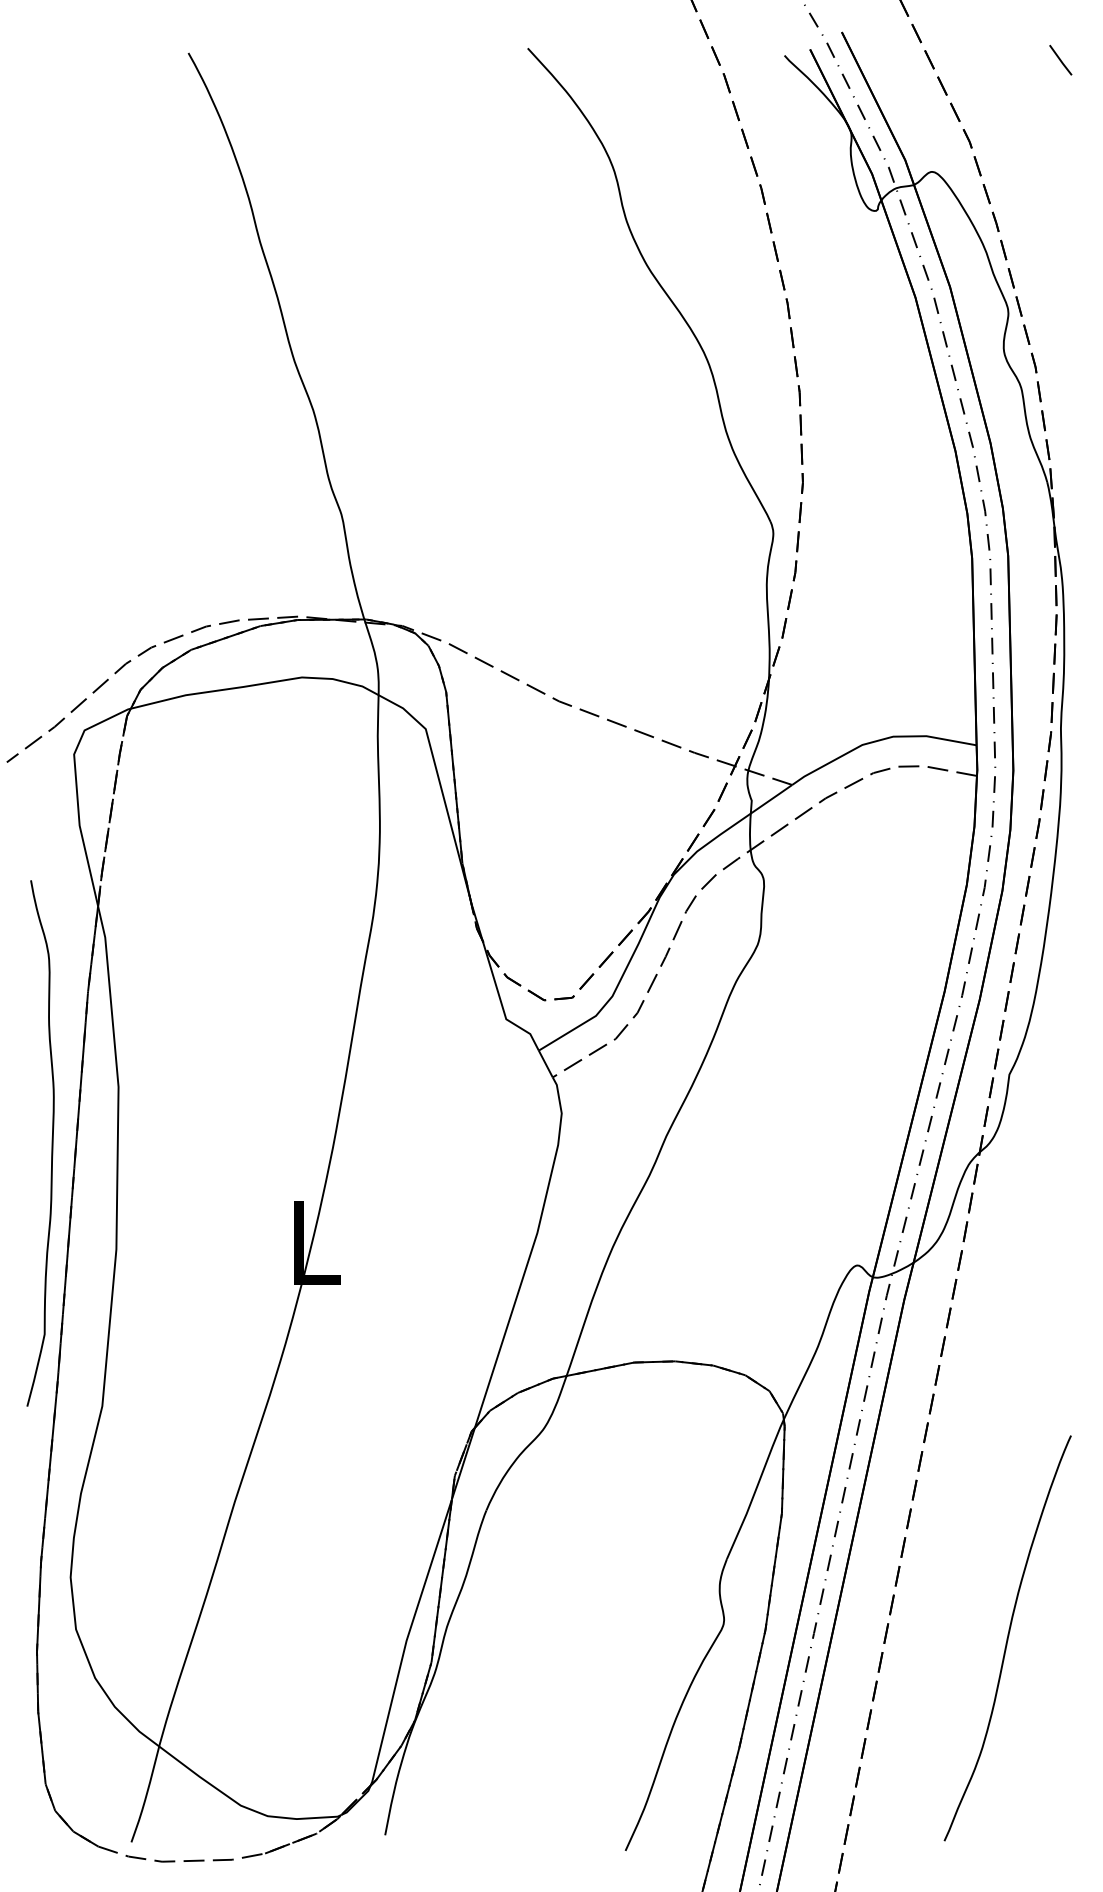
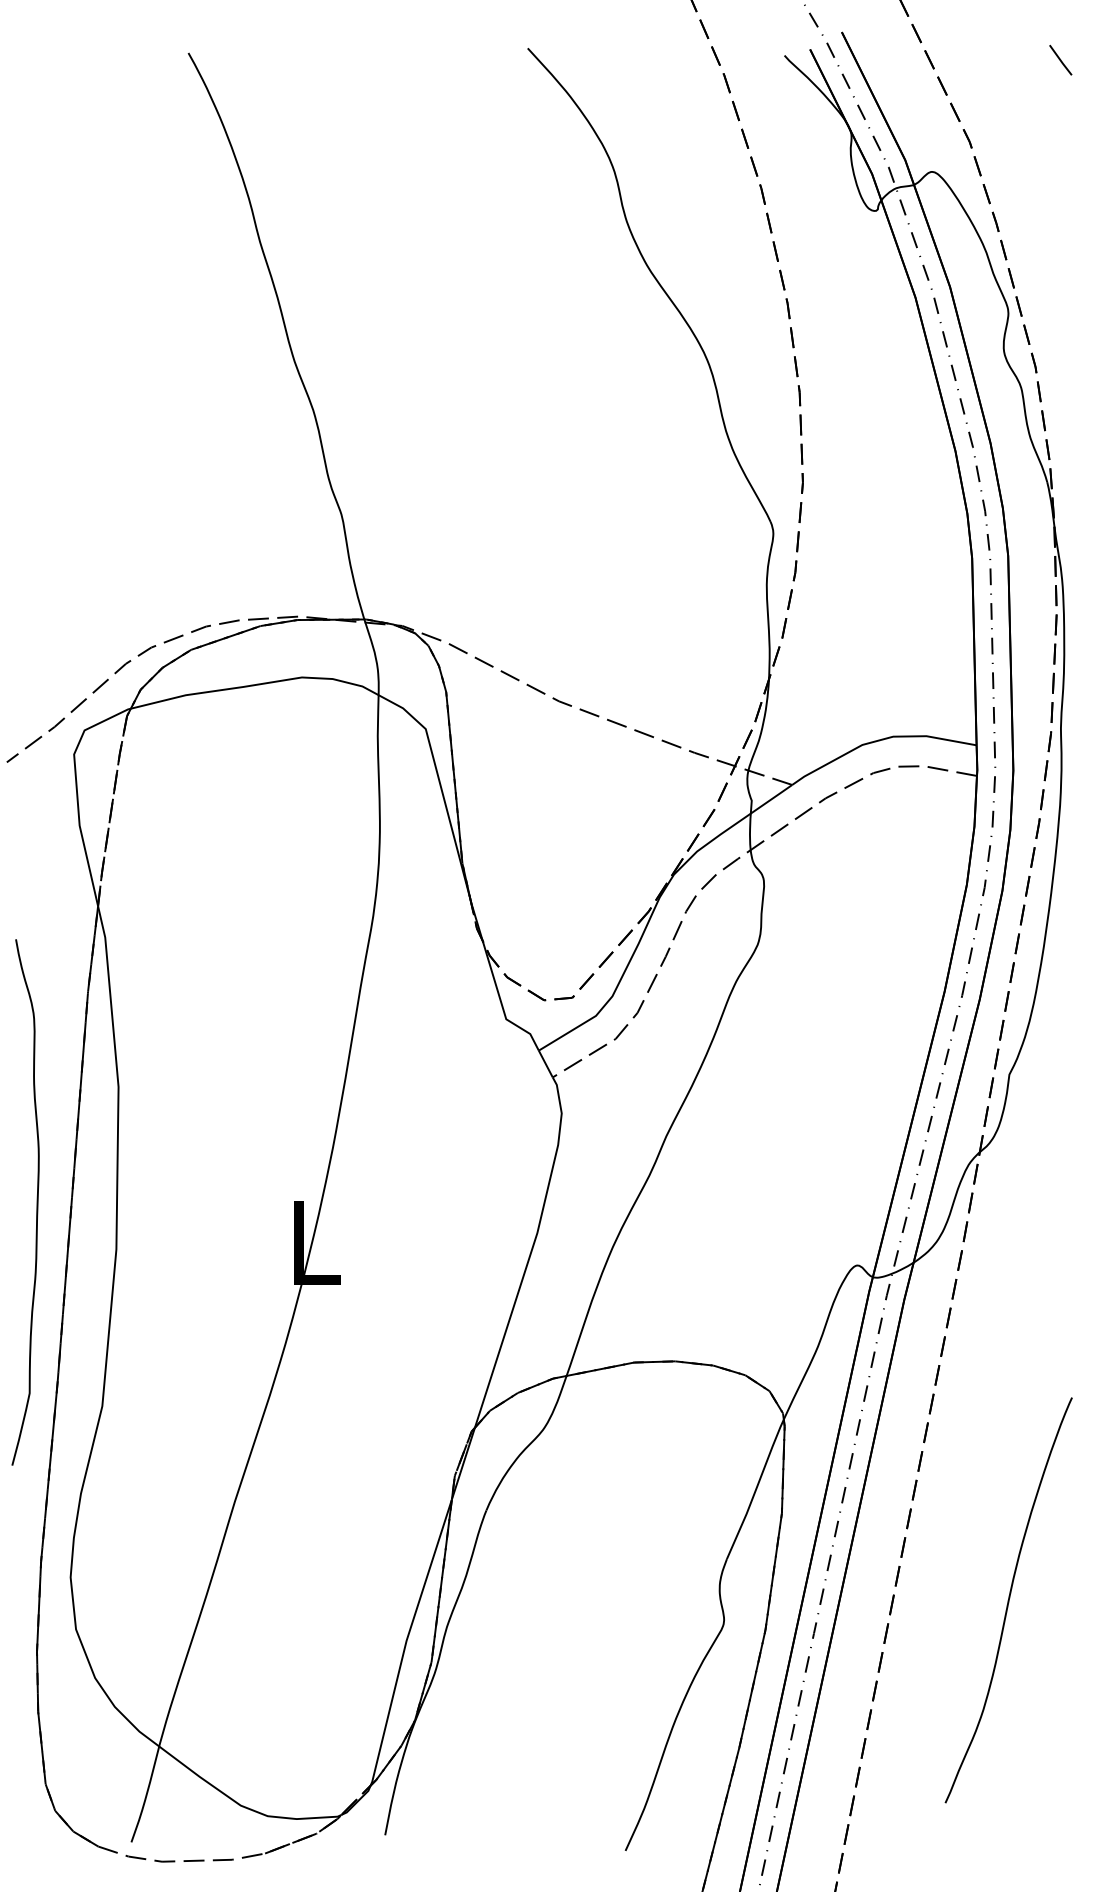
curve position: (51, 1143) -> (36, 1202) (36, 1202)
curve position: (1007, 1638) -> (1008, 1600) (1008, 1600)
